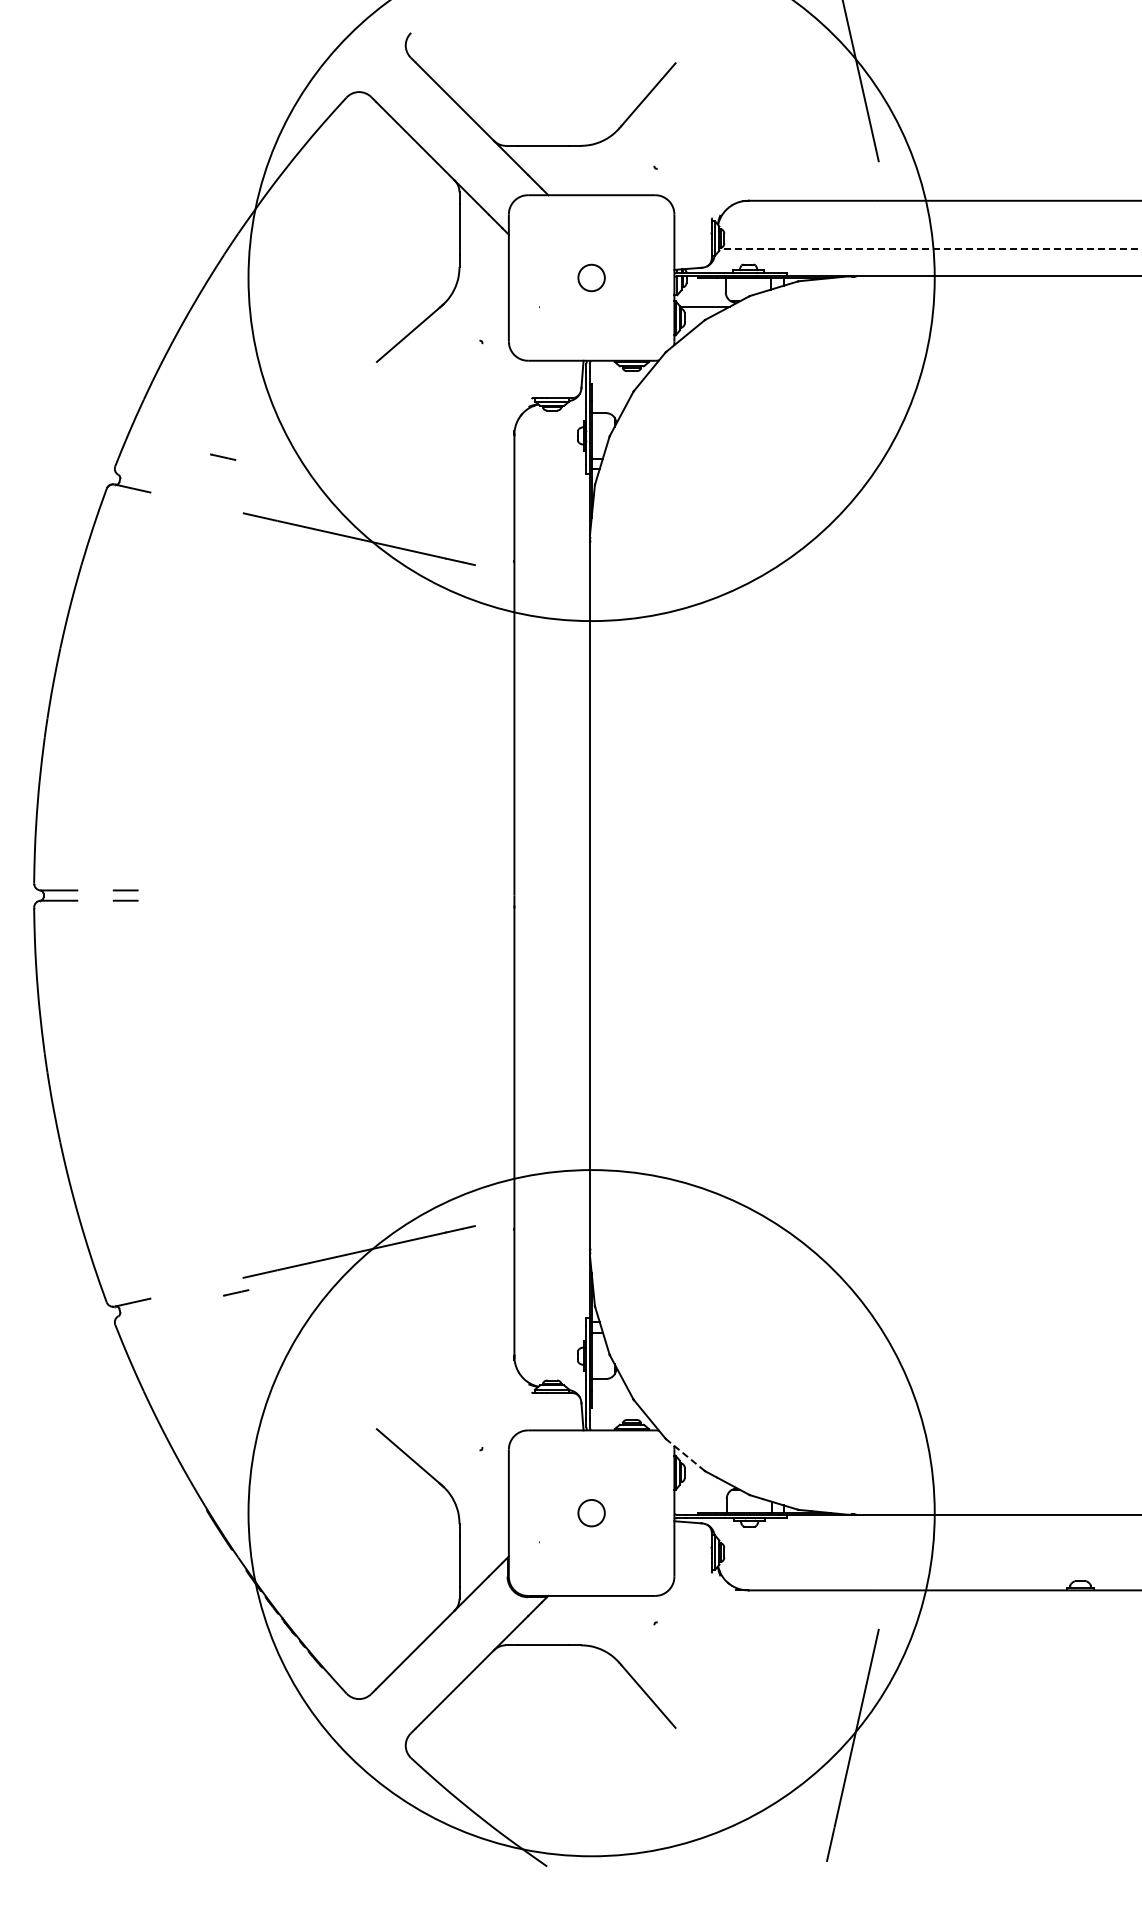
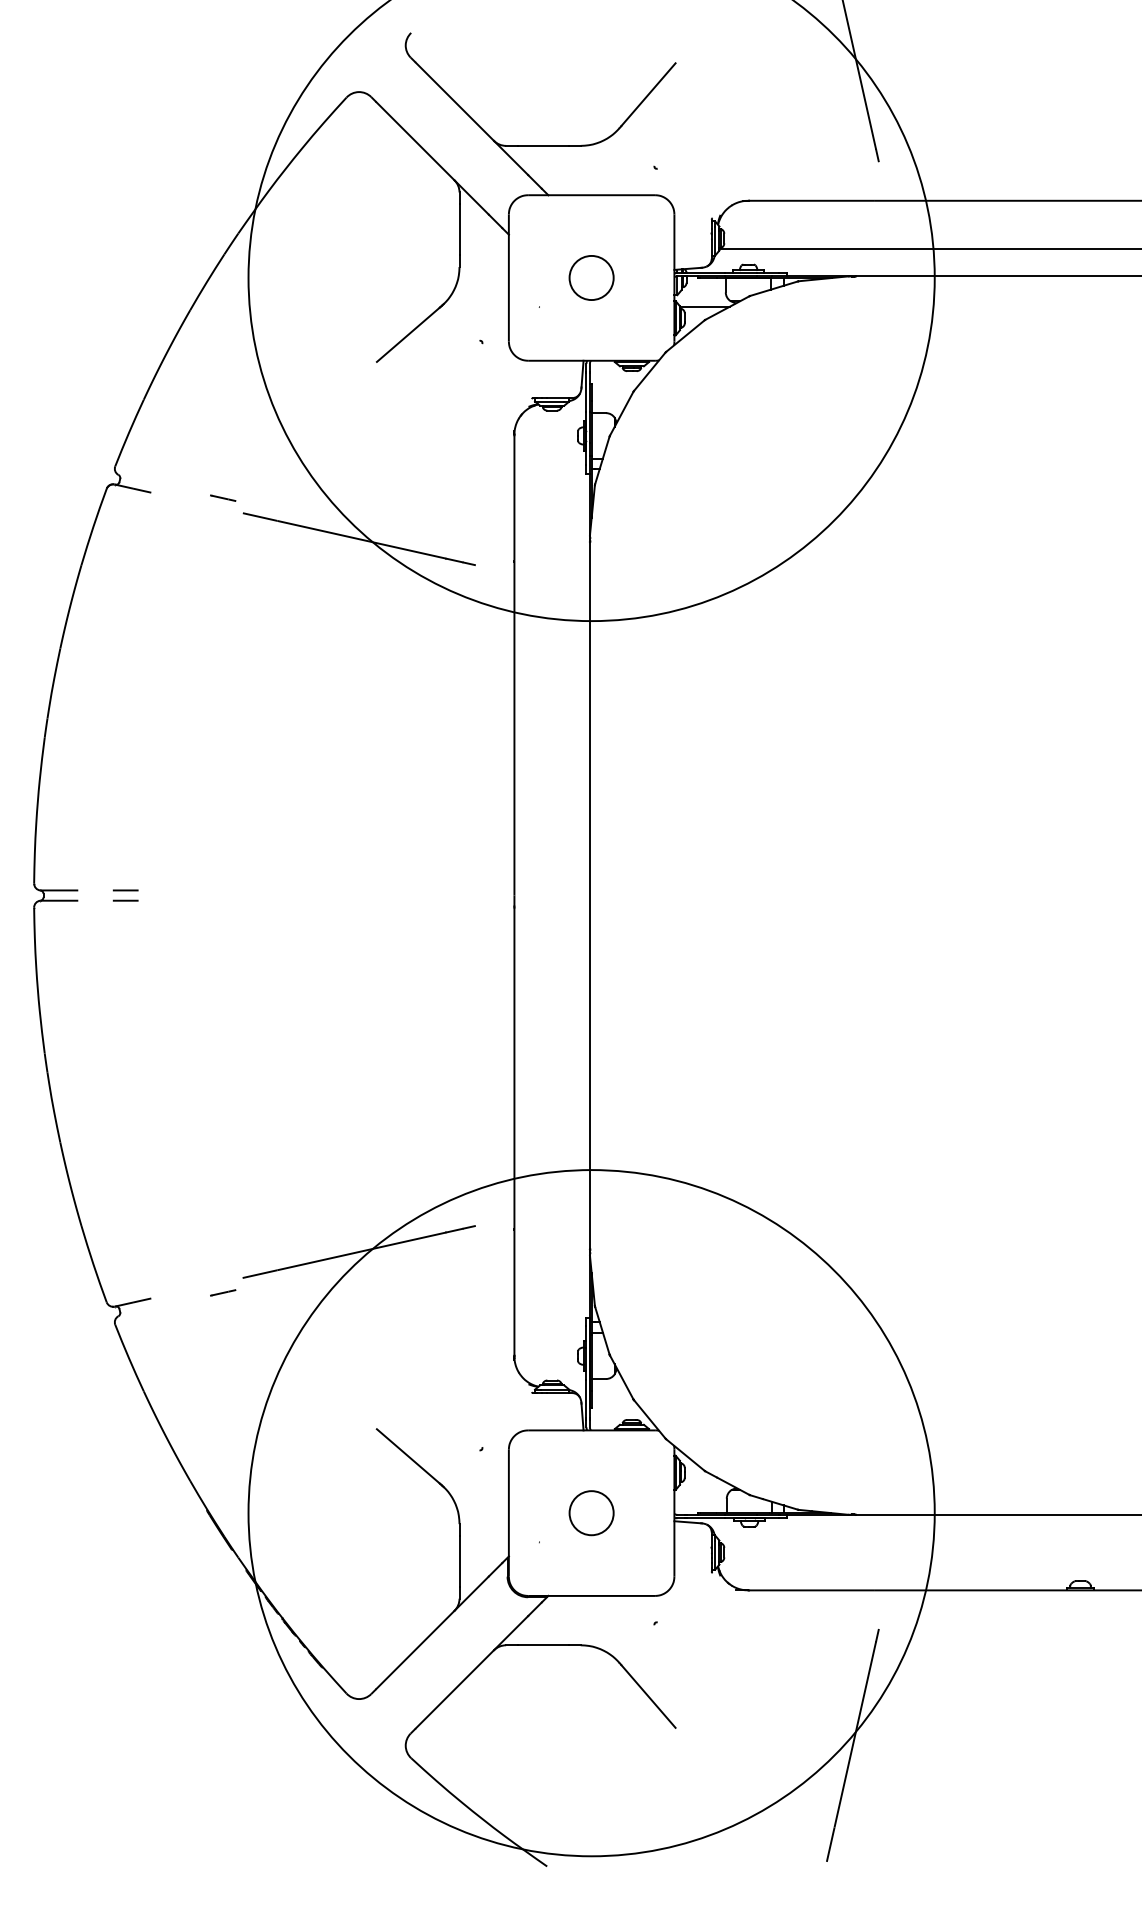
line: dashed -> solid (930, 249)
circle diameter: 26 px -> 44 px (591, 277)
line position: (223, 456) -> (223, 497) (223, 497)
line position: (236, 1292) -> (223, 1292) (223, 1292)
line: dashed -> solid (685, 1454)
circle diameter: 26 px -> 44 px (591, 1513)
